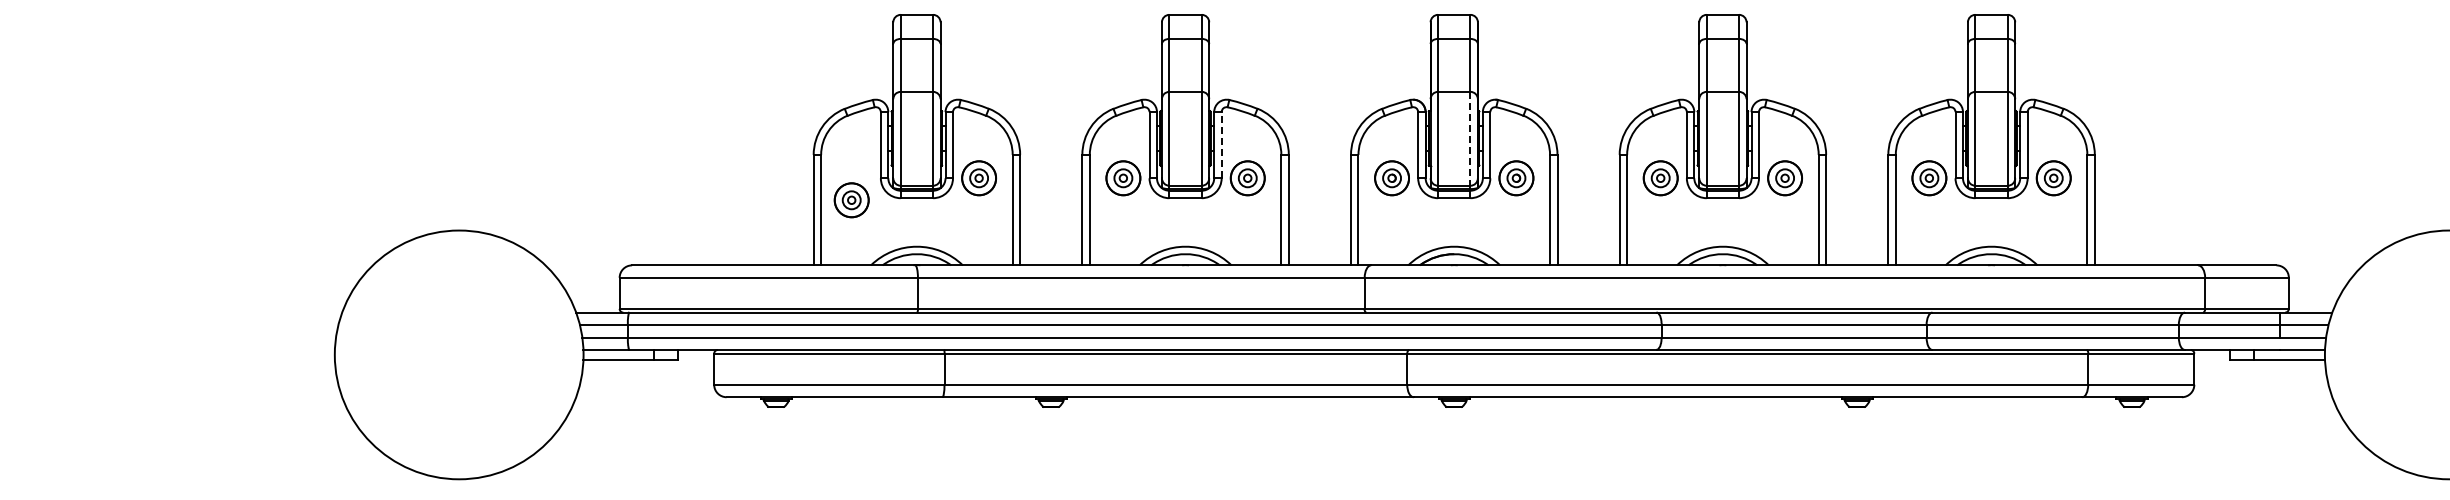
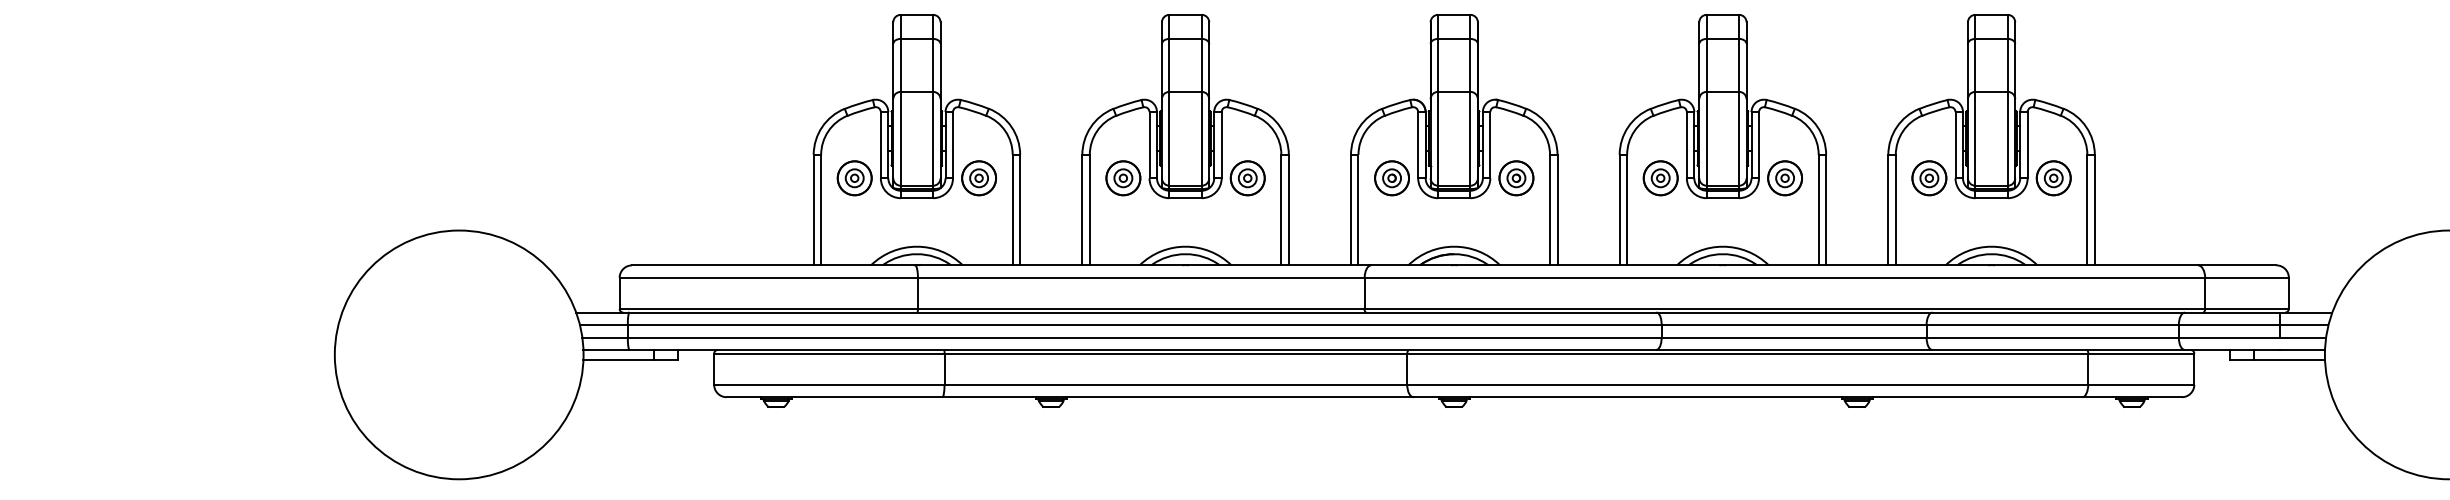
line: dashed -> solid (1470, 138)
line: dashed -> solid (1221, 144)
part position: (851, 200) -> (854, 178) (854, 178)
